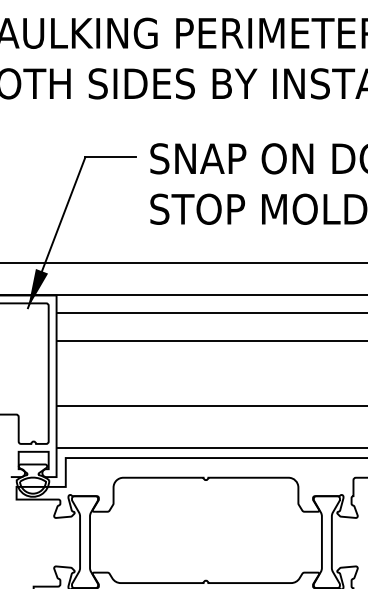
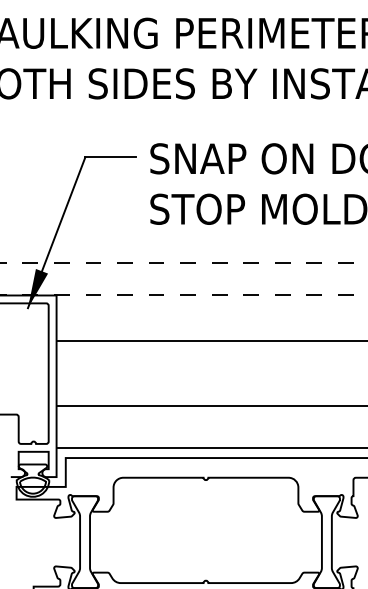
line: solid -> dashed (184, 263)
line: solid -> dashed (184, 294)
line: present -> none (210, 313)
